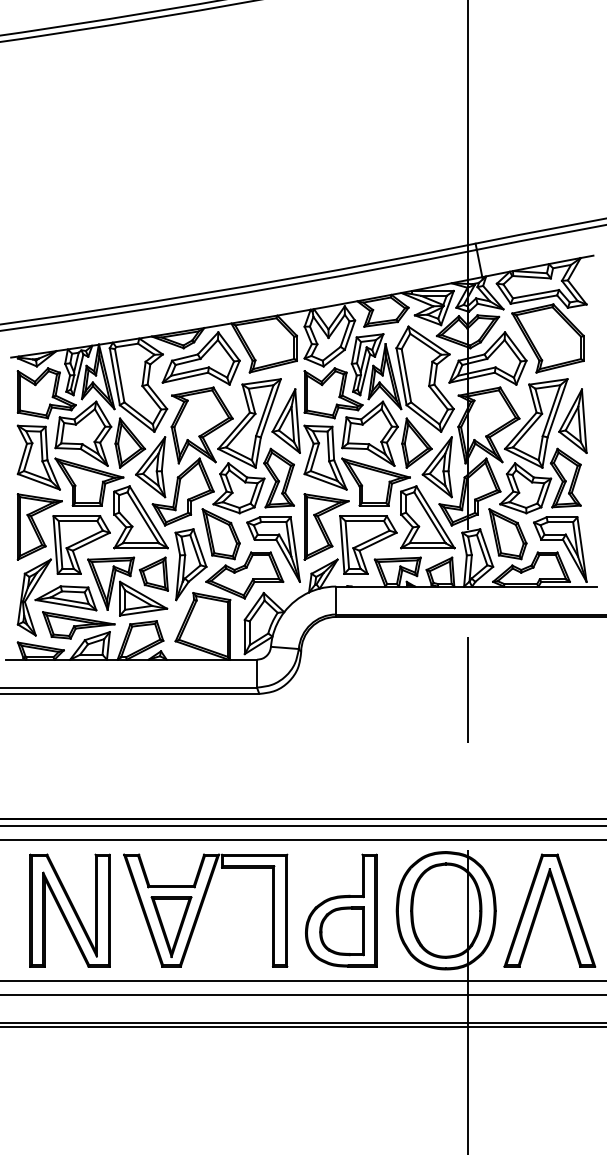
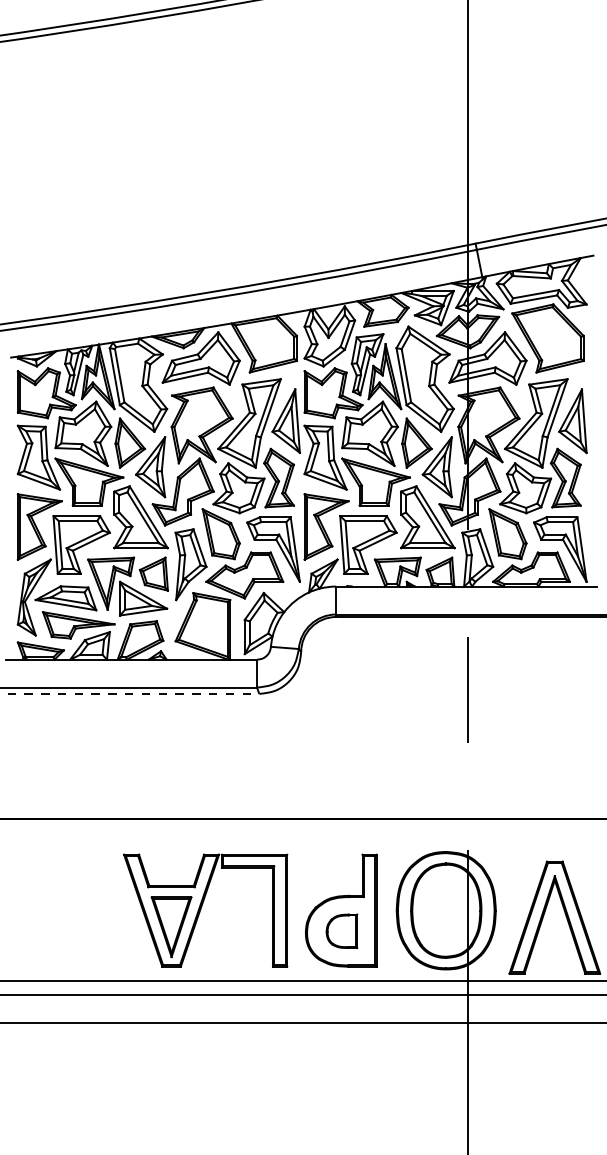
line: solid -> dashed (130, 693)
line: present -> none (302, 826)
line: present -> none (302, 840)
part position: (539, 908) -> (544, 915) (544, 915)
part: present -> none (69, 910)
part size: 46x51 px -> 34x37 px (341, 931)
line: present -> none (302, 1027)
